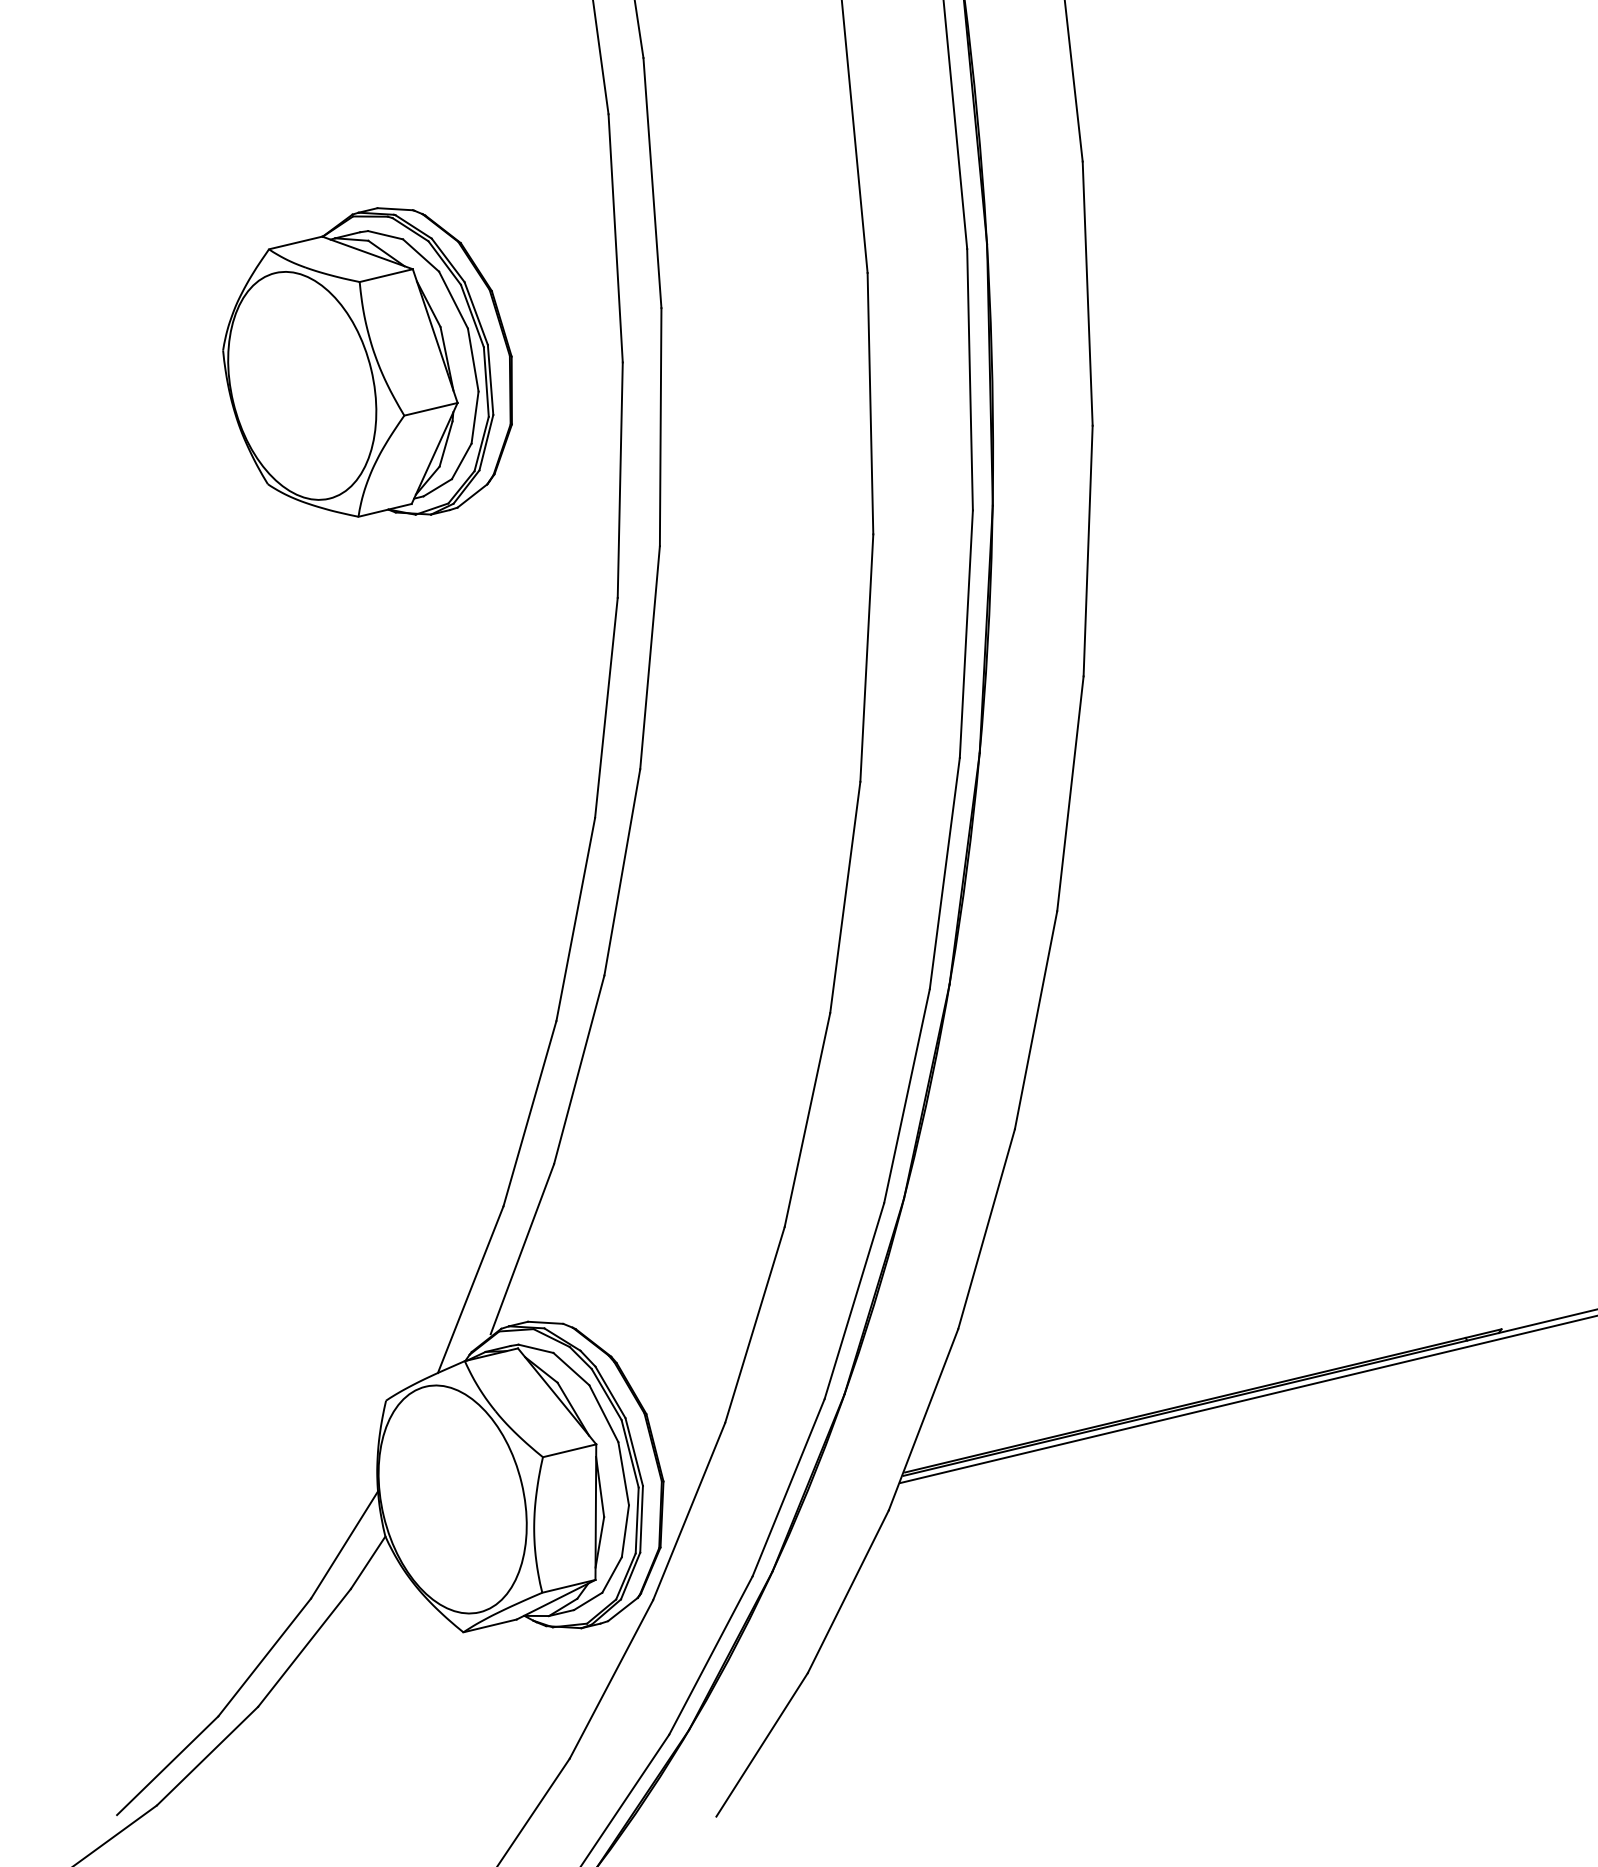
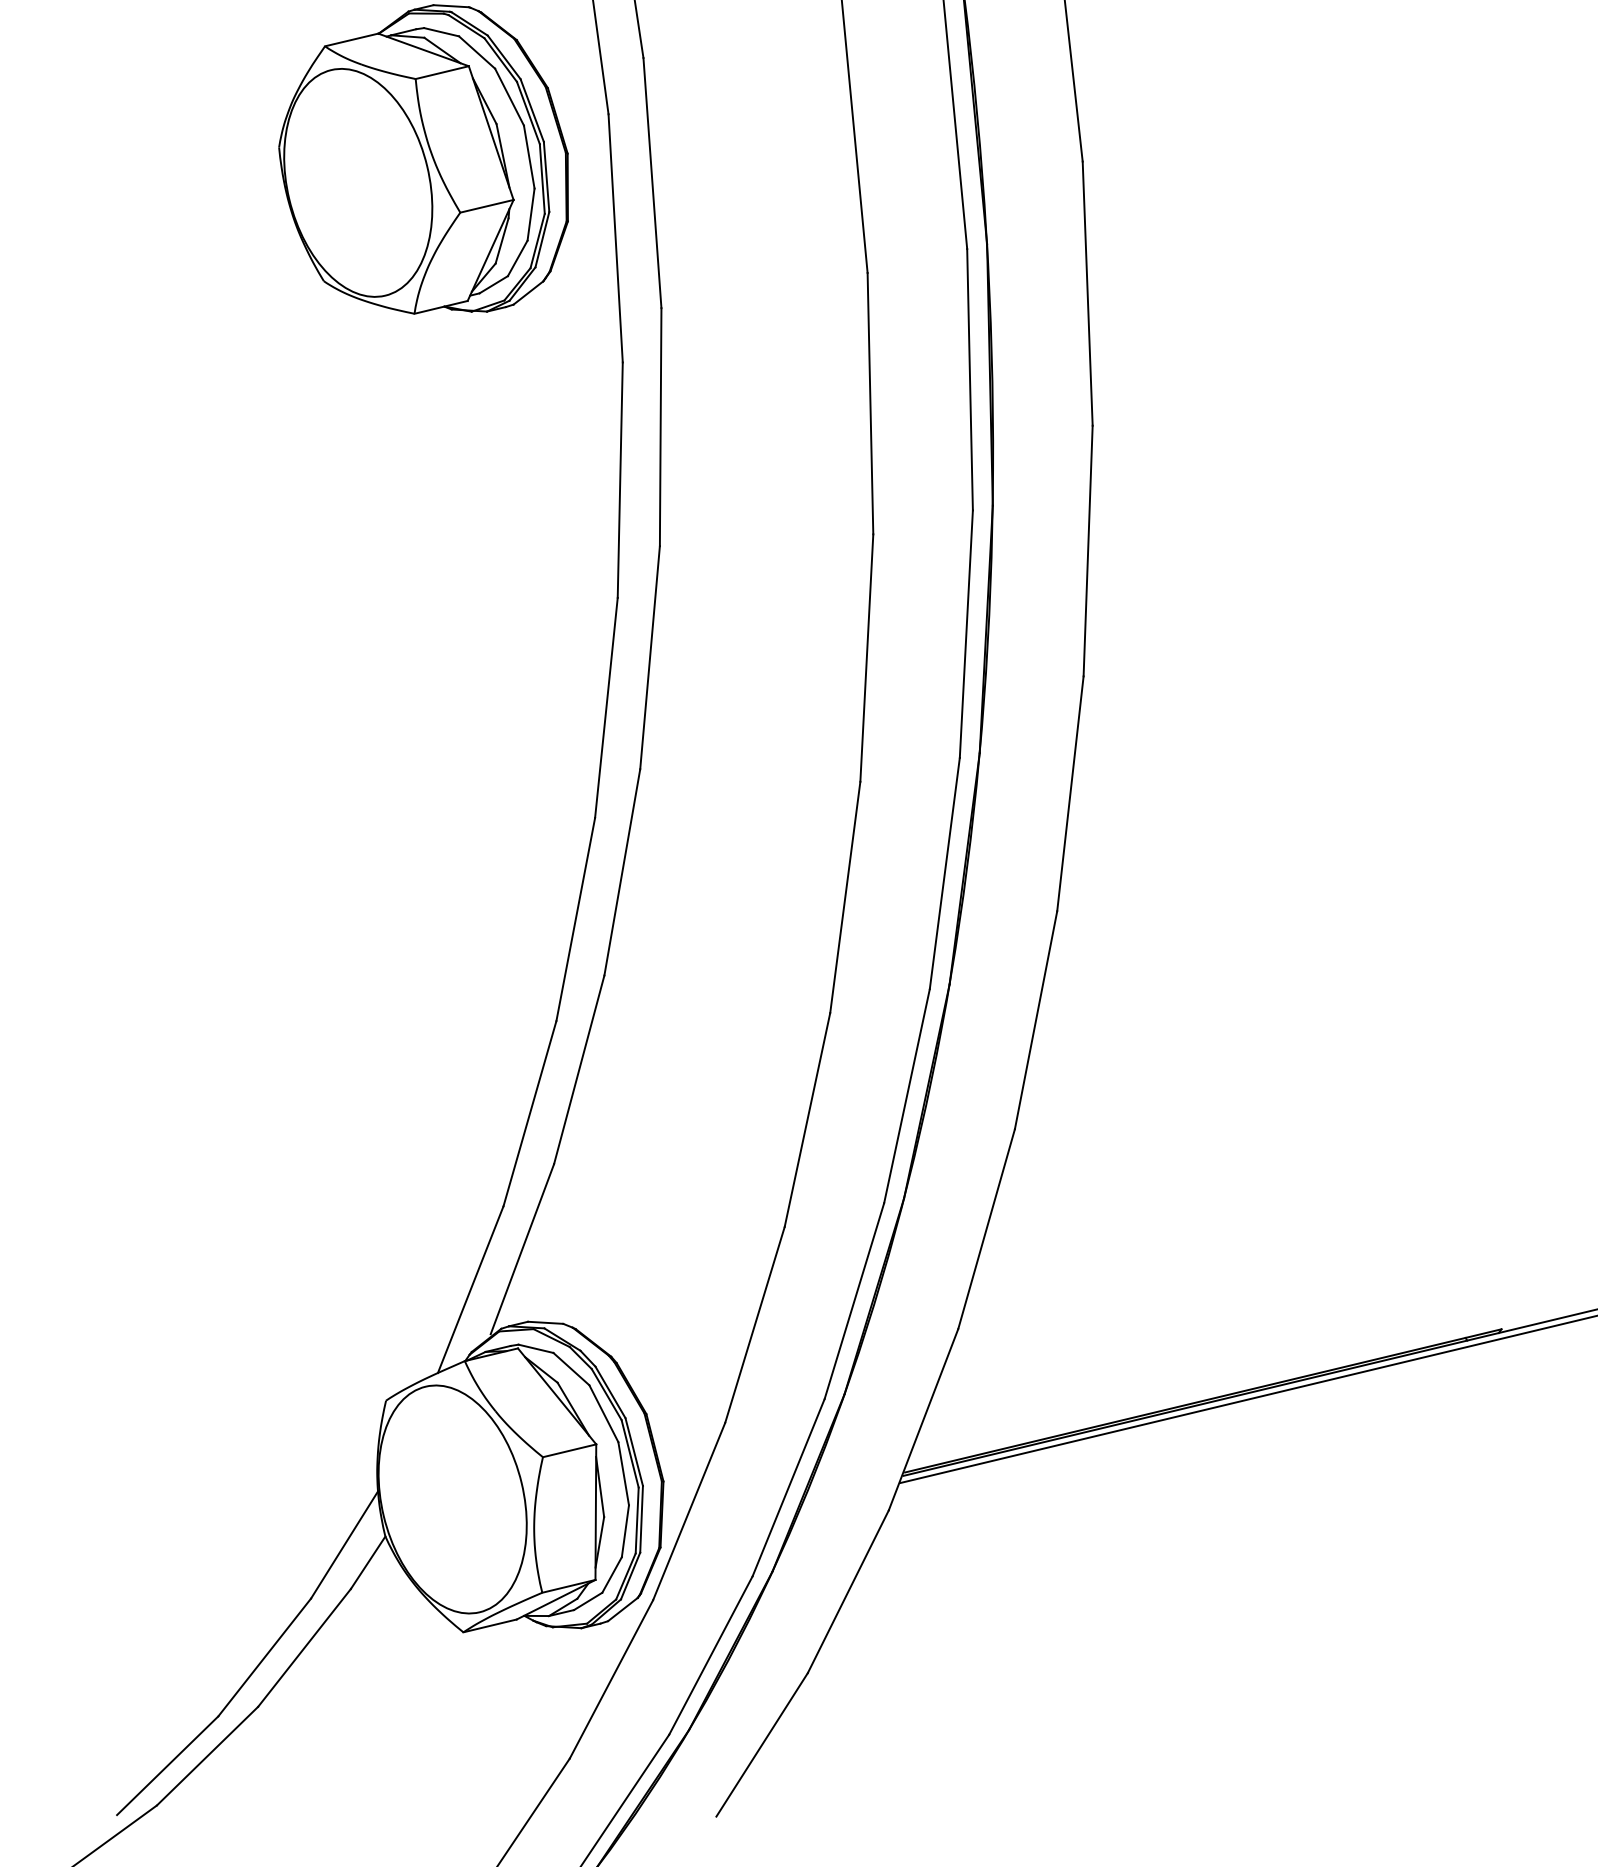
part position: (367, 362) -> (423, 159) (423, 159)
